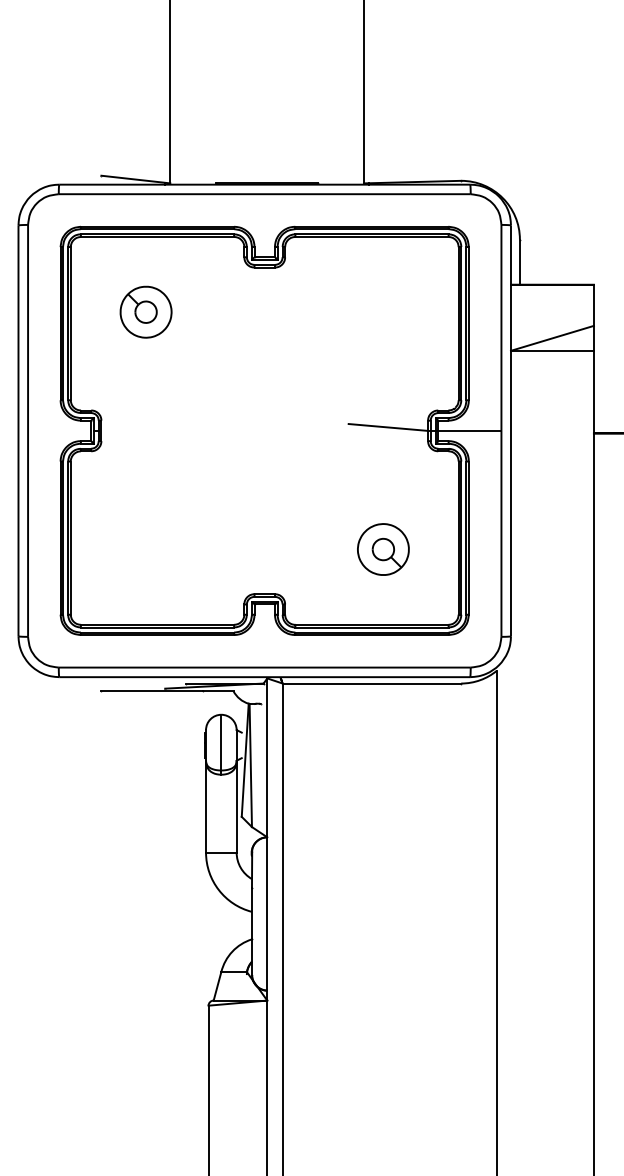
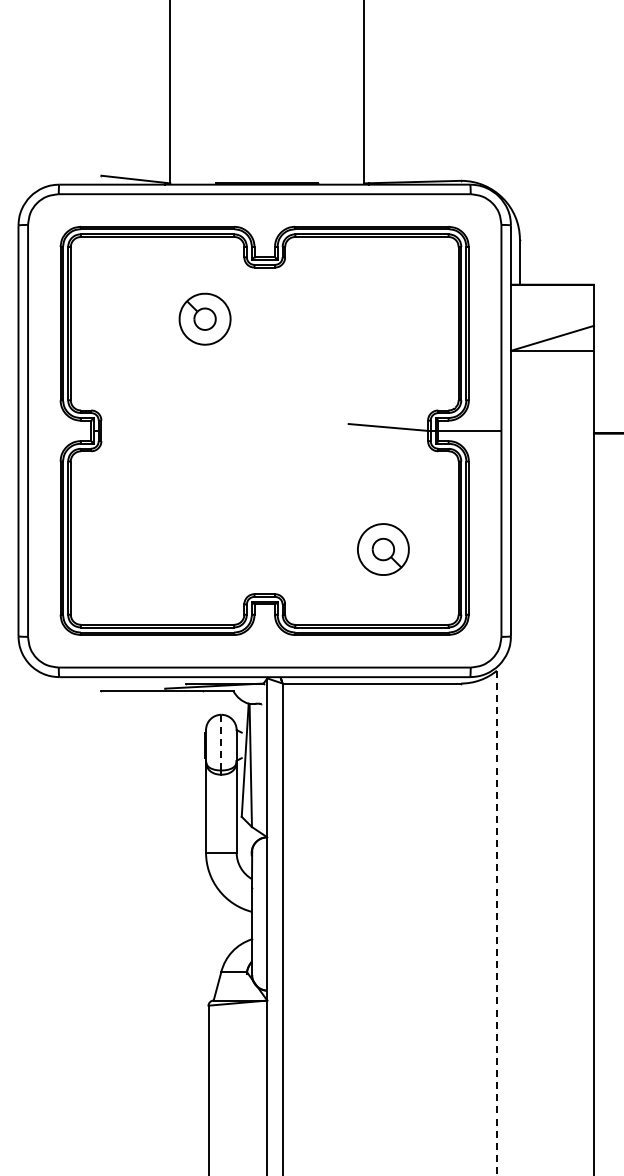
part position: (145, 311) -> (204, 318) (204, 318)
line: solid -> dashed (221, 742)
line: solid -> dashed (496, 923)
